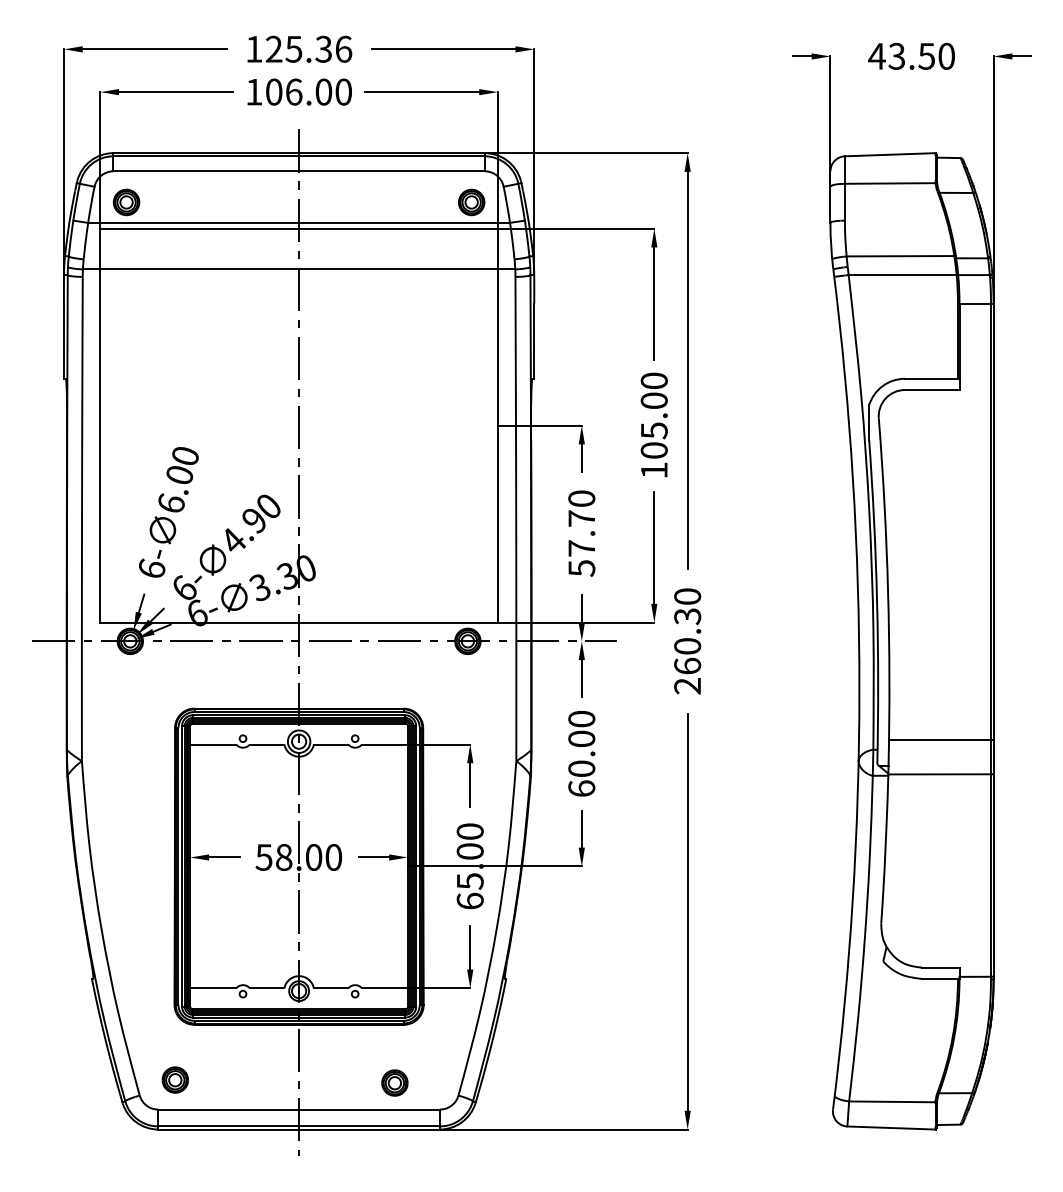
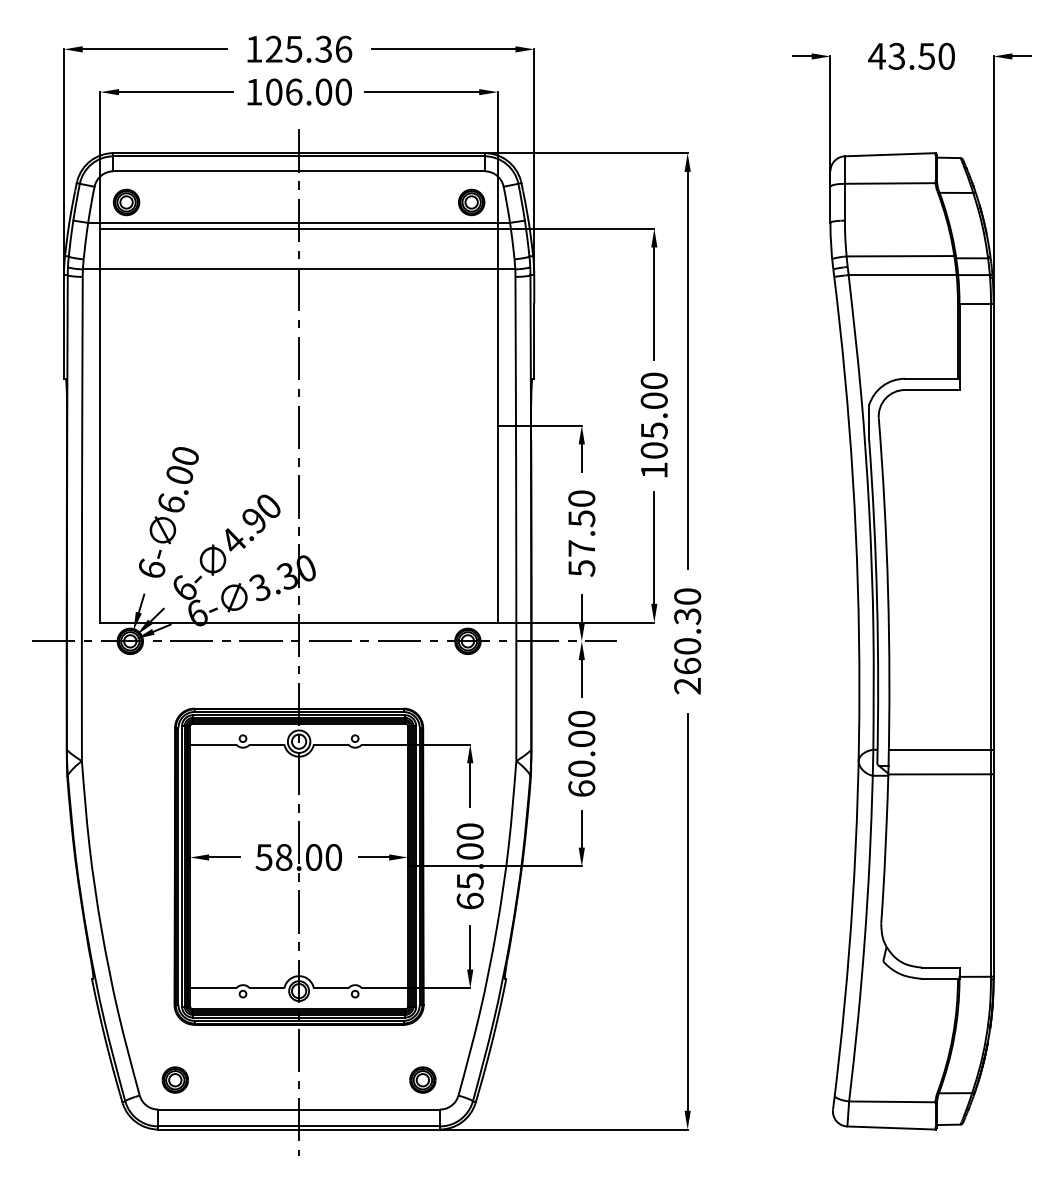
text: 57.70 -> 57.50 (581, 518)
line position: (940, 739) -> (940, 749) (940, 749)
part position: (394, 1082) -> (422, 1079) (422, 1079)
